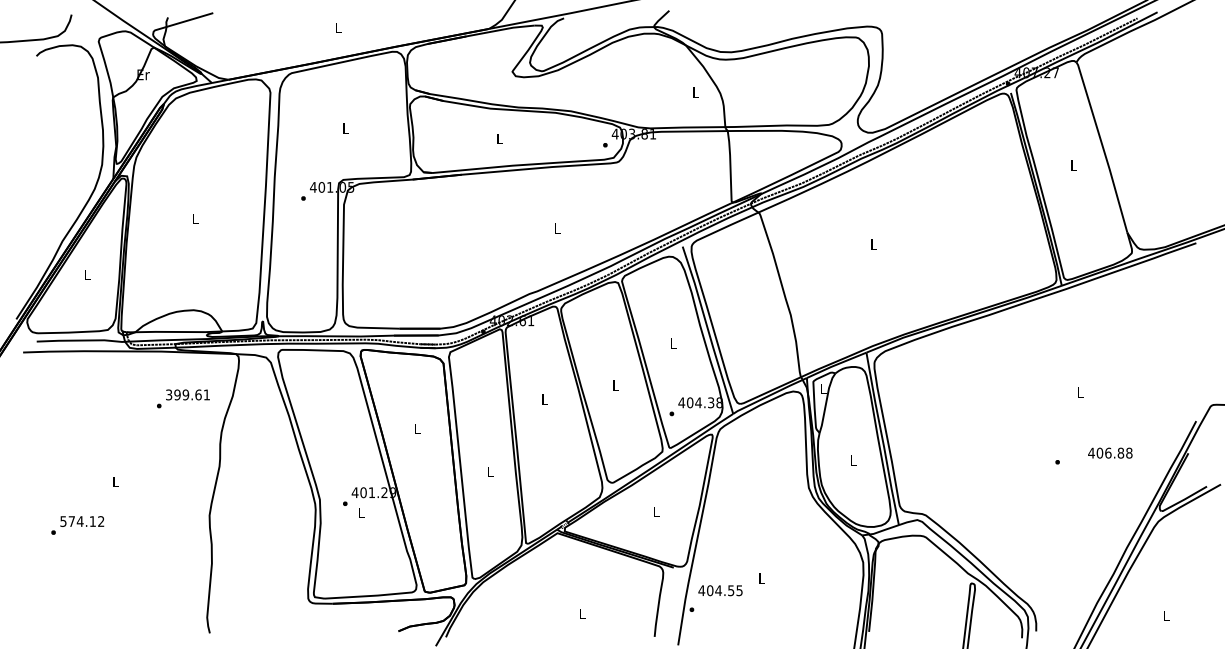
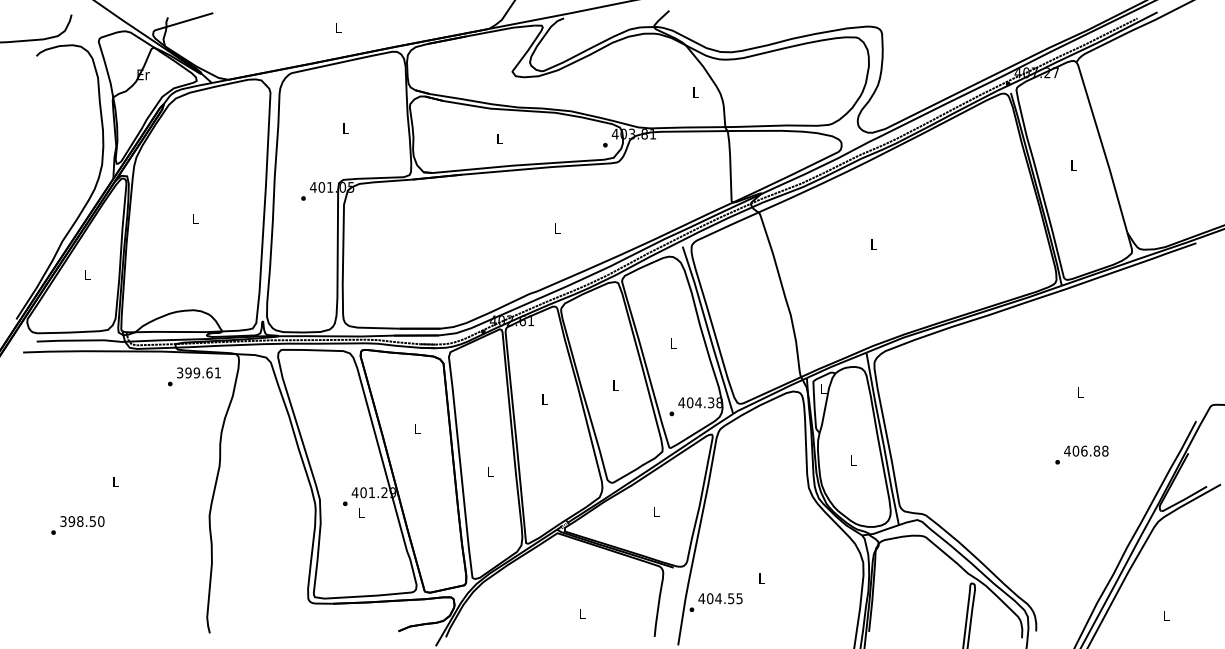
text position: (183, 398) -> (194, 376) (194, 376)
text position: (1110, 452) -> (1086, 450) (1086, 450)
text: 574.12 -> 398.50 (82, 521)
text position: (720, 590) -> (720, 598) (720, 598)
